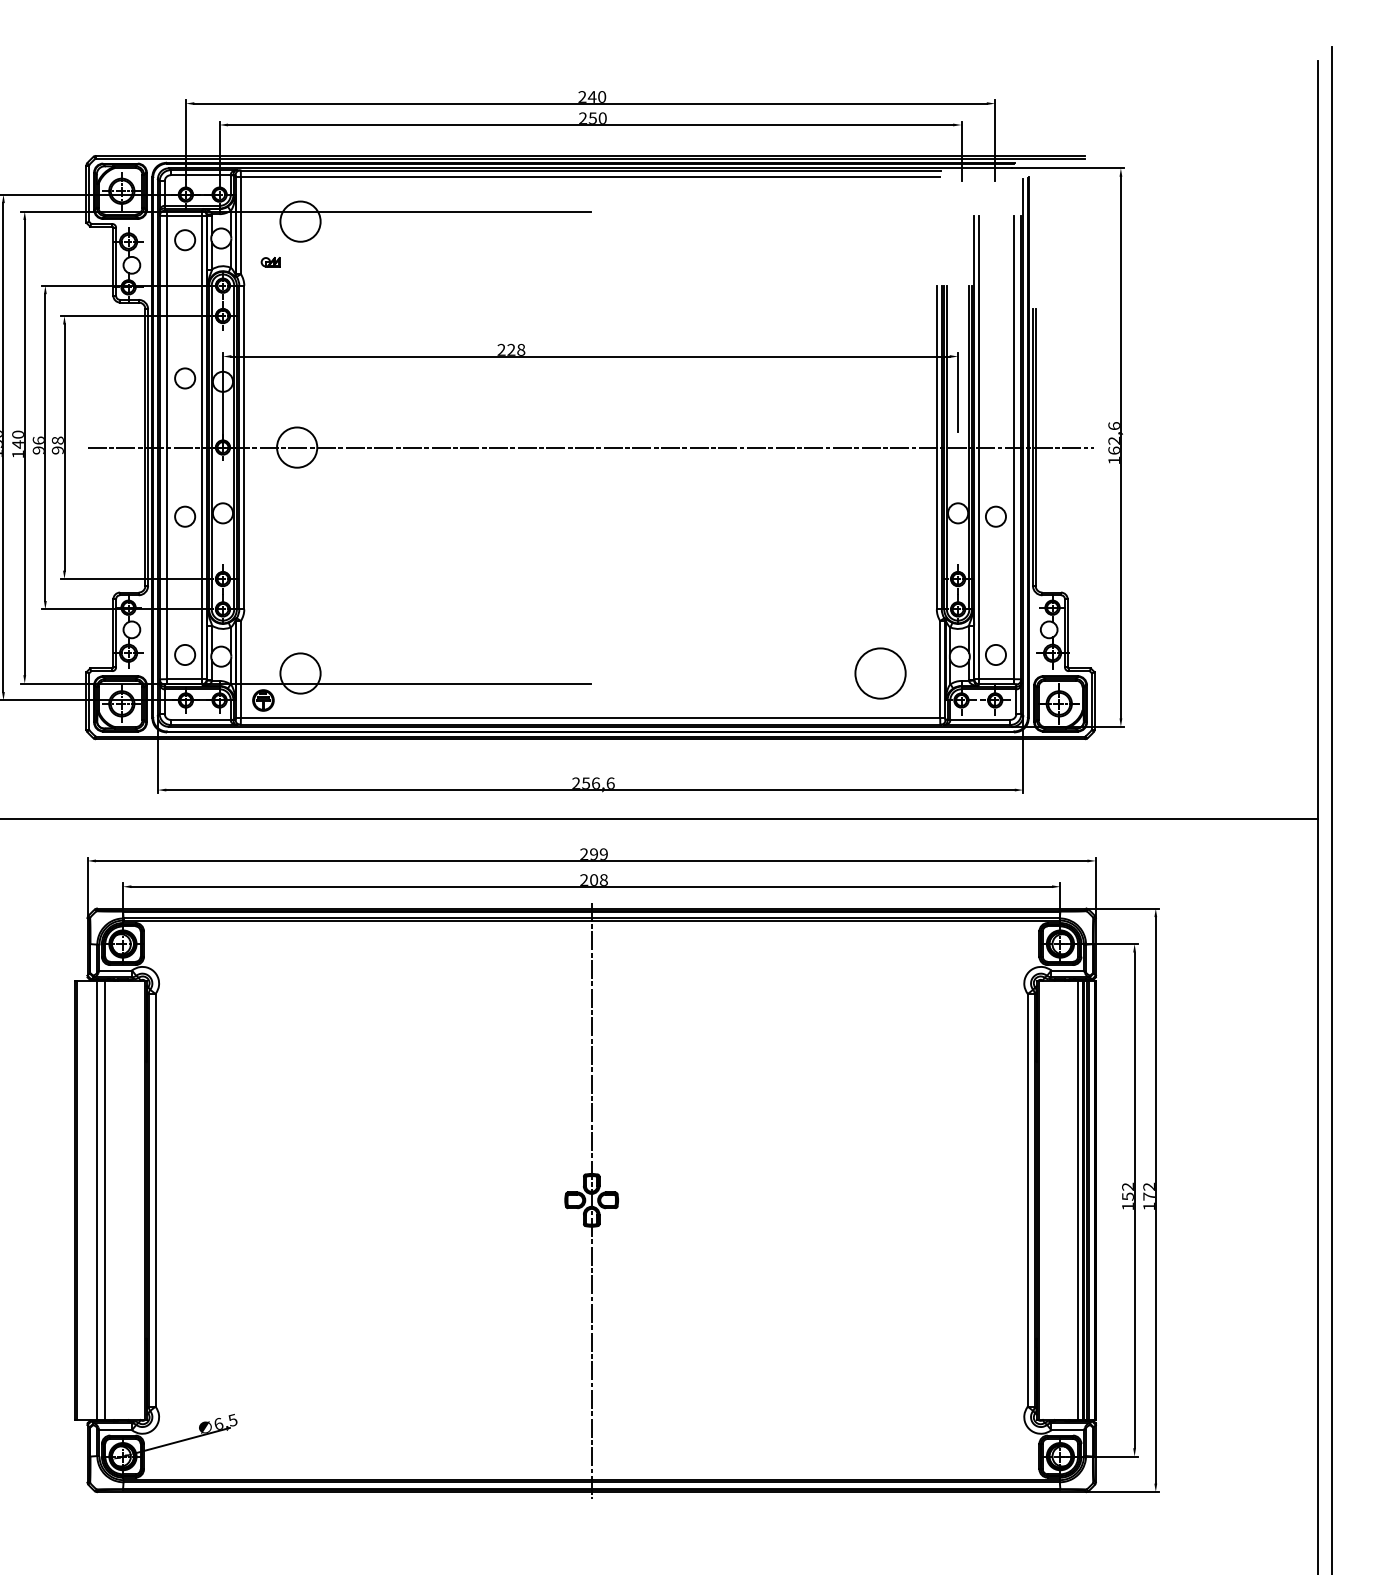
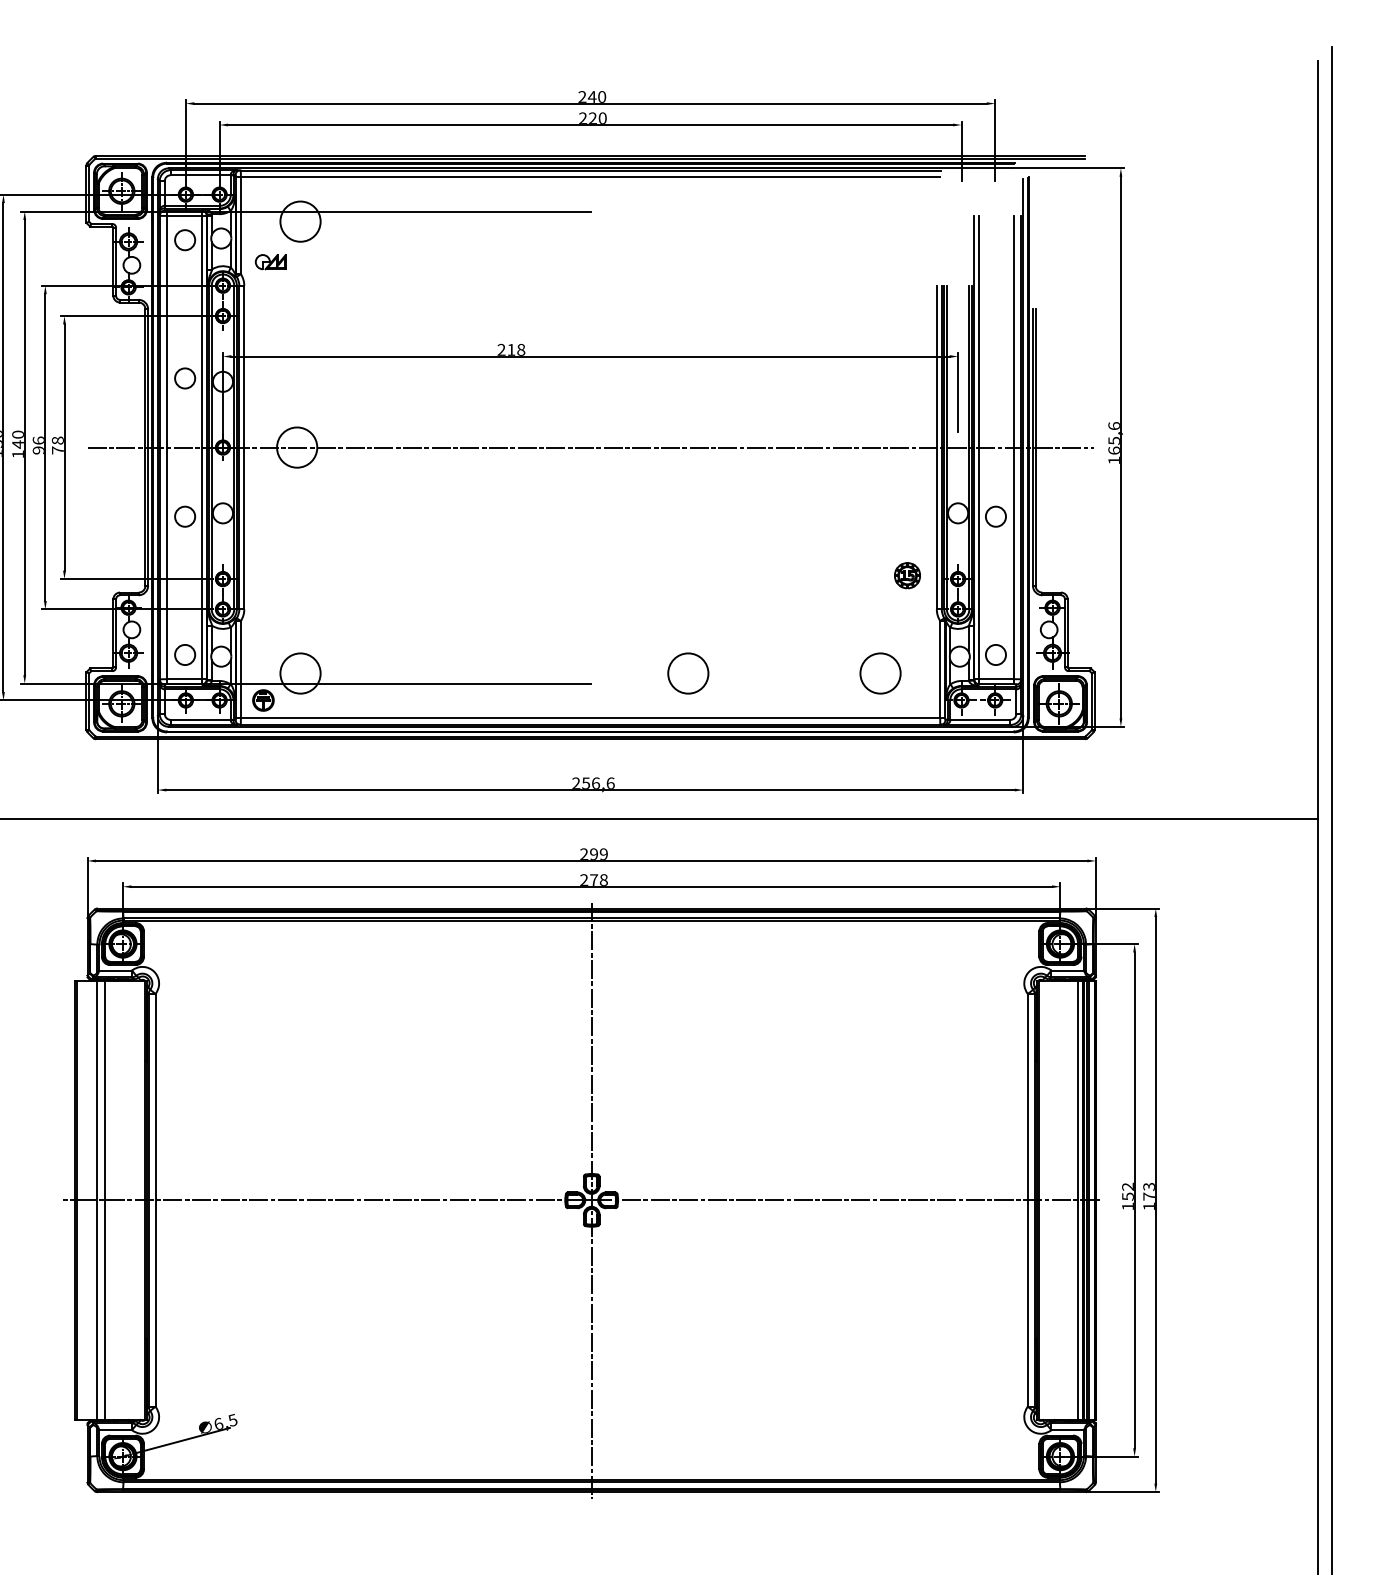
text: 250 -> 220 (592, 117)
part size: 21x11 px -> 33x17 px (270, 262)
text: 228 -> 218 (511, 349)
text: 162,6 -> 165,6 (1113, 440)
text: 98 -> 78 (57, 450)
part: none -> present (907, 575)
circle: none -> present (688, 673)
circle size: 53x53 px -> 43x43 px (880, 673)
text: 208 -> 278 (594, 879)
text: 172 -> 173 (1149, 1186)
line: none -> present (581, 1200)
